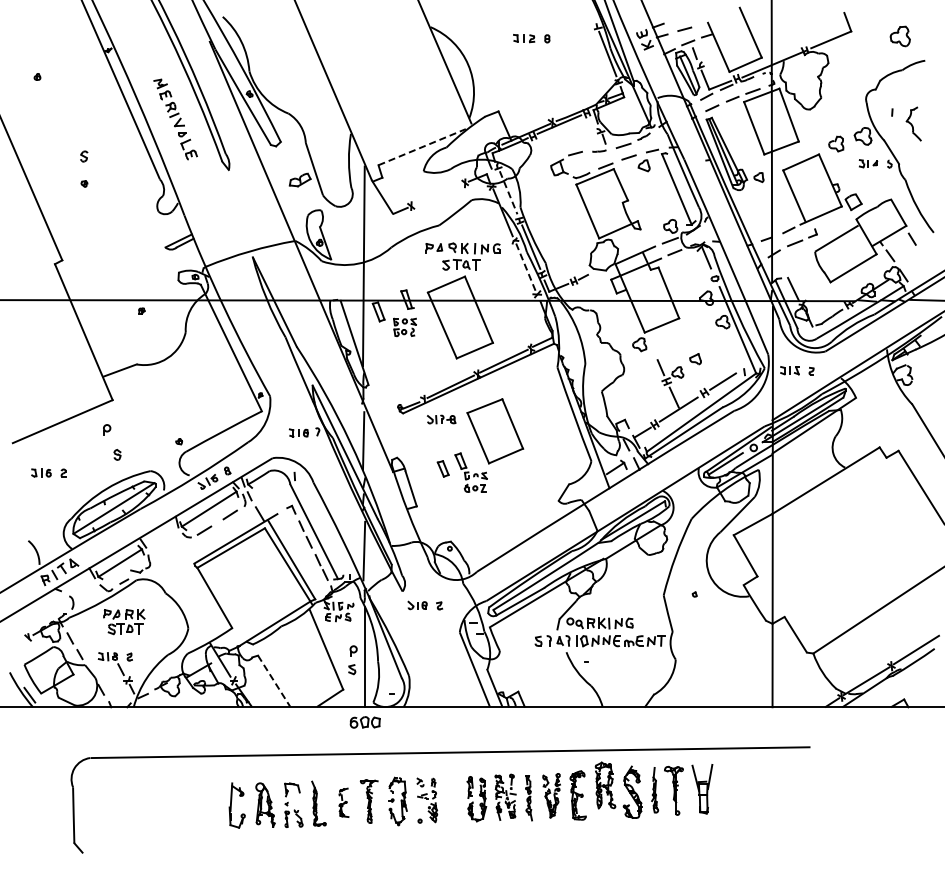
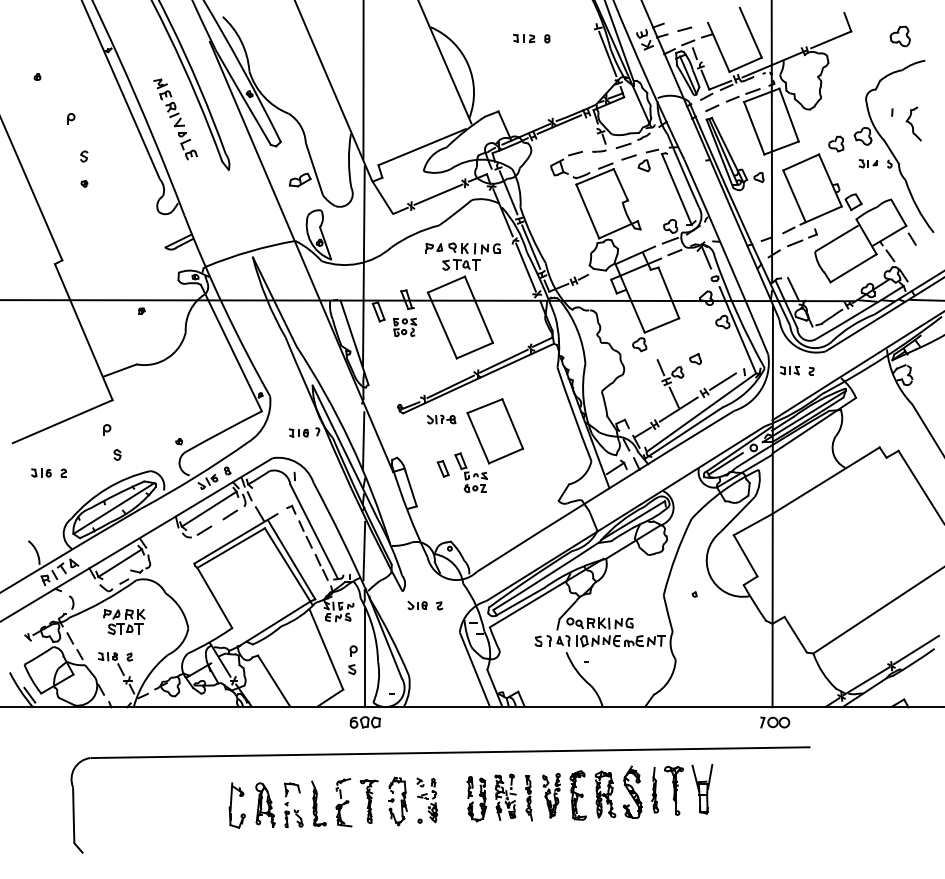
line: none -> present (363, 80)
part: none -> present (71, 118)
line: dashed -> solid (422, 147)
line: dashed -> solid (508, 193)
line: none -> present (438, 194)
line: dashed -> solid (526, 268)
line: dashed -> solid (274, 681)
part: none -> present (775, 722)
part position: (605, 785) -> (605, 794) (605, 794)
part size: 12x31 px -> 18x50 px (343, 802)
